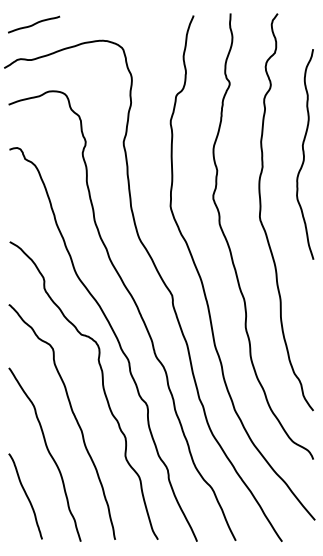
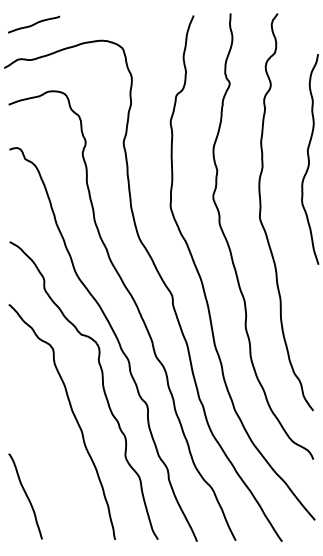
curve position: (304, 154) -> (309, 159) (309, 159)
curve: present -> none (48, 453)
